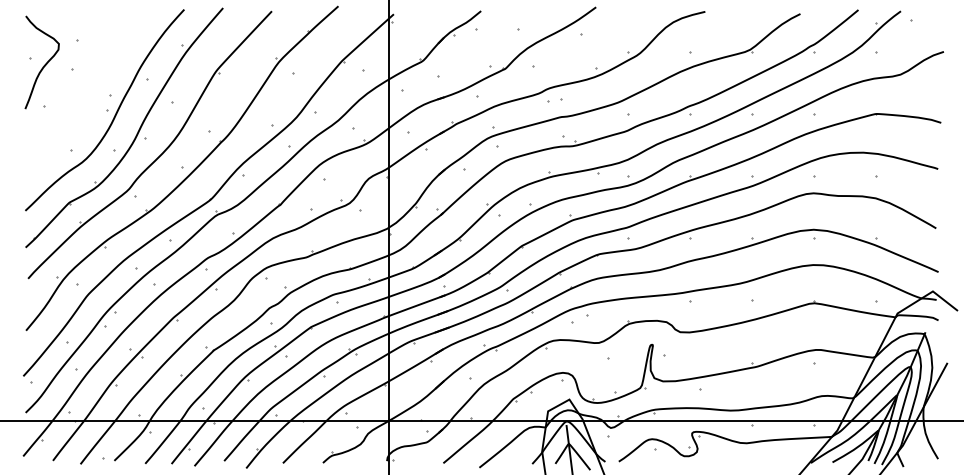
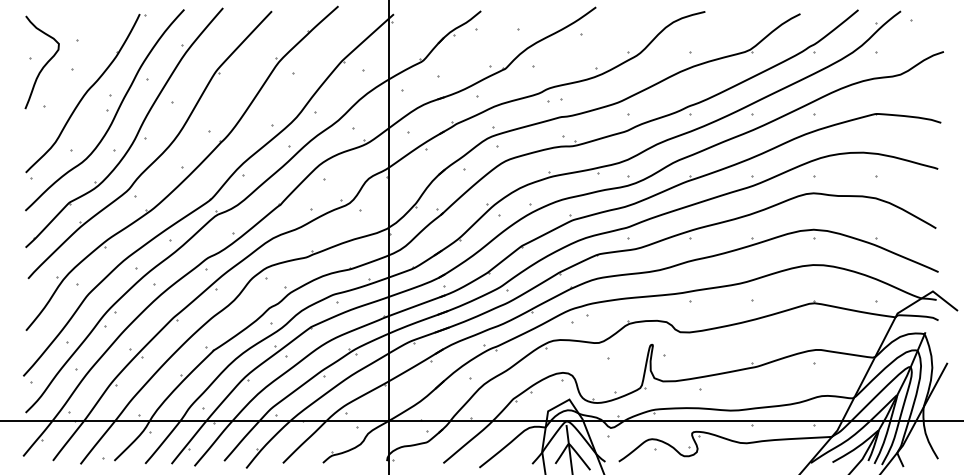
part: none -> present (85, 96)
